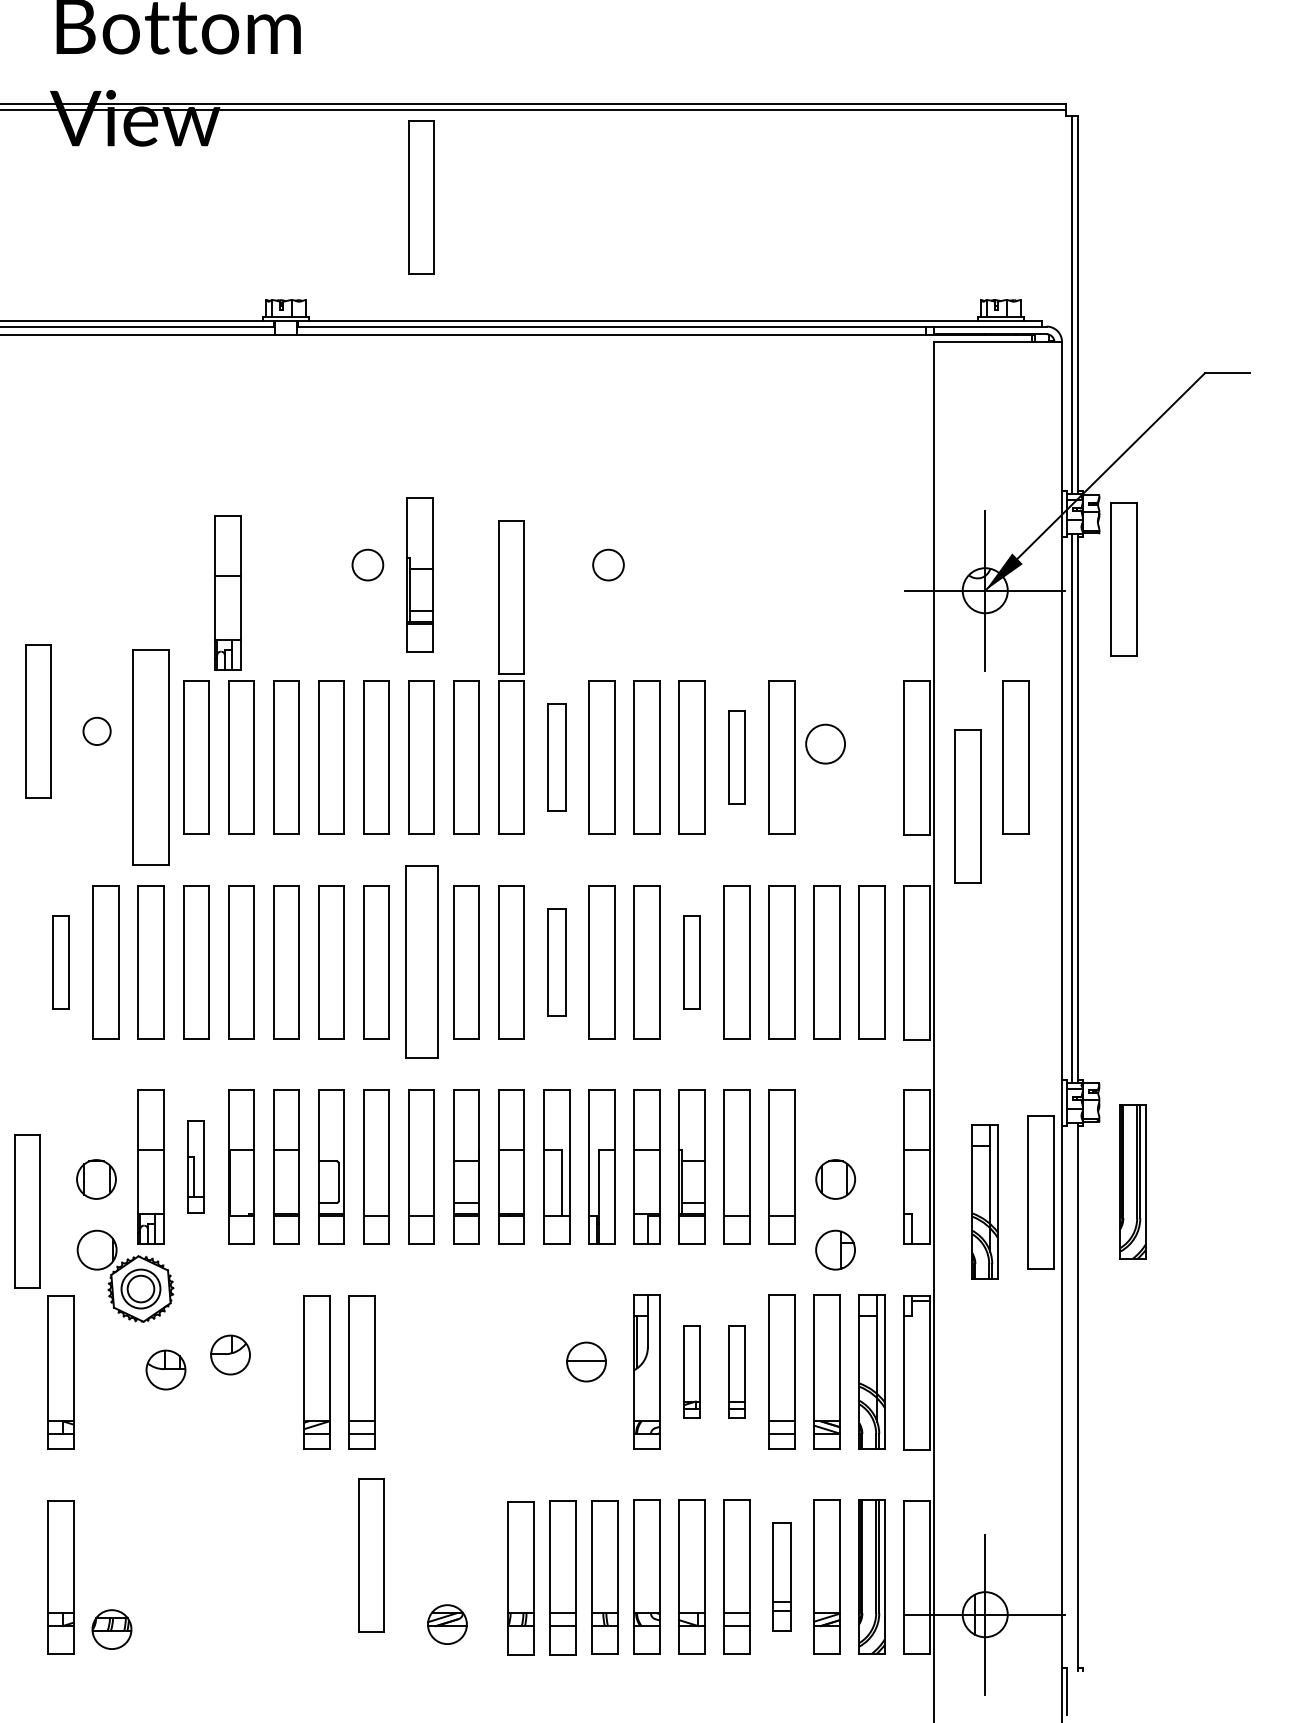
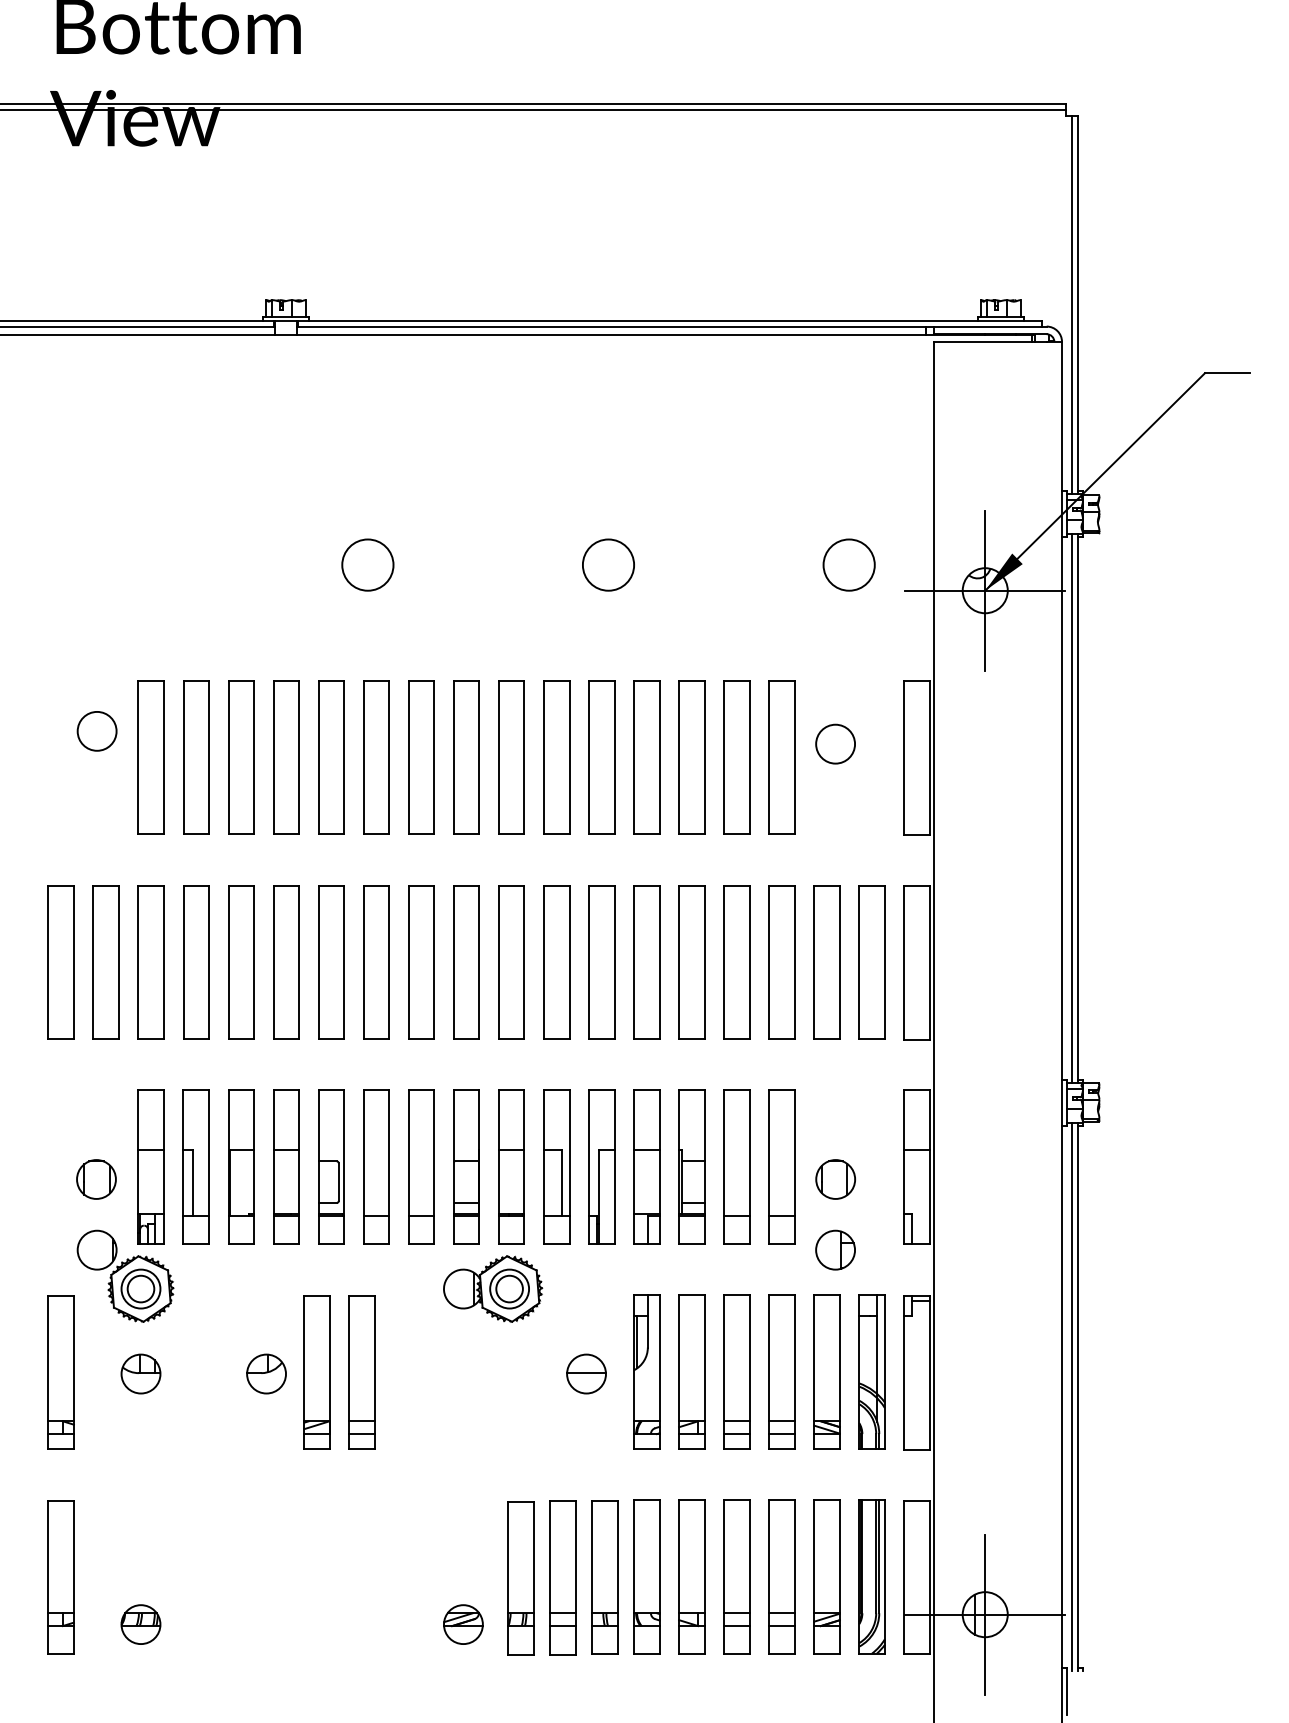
part: present -> none (421, 197)
circle diameter: 31 px -> 51 px (367, 564)
circle diameter: 31 px -> 51 px (608, 564)
circle: none -> present (848, 564)
part: present -> none (419, 574)
part: present -> none (1123, 579)
part: present -> none (227, 592)
part: present -> none (511, 597)
part: present -> none (38, 721)
circle size: 30x30 px -> 42x41 px (96, 731)
circle position: (825, 743) -> (835, 743) (835, 743)
part size: 38x217 px -> 28x155 px (150, 757)
part size: 20x109 px -> 28x155 px (556, 757)
part size: 18x95 px -> 28x155 px (736, 757)
part: present -> none (1015, 757)
part: present -> none (967, 806)
part size: 34x194 px -> 27x155 px (421, 962)
part size: 18x95 px -> 28x155 px (60, 962)
part size: 20x109 px -> 28x155 px (556, 962)
part size: 18x95 px -> 28x155 px (691, 962)
part size: 18x94 px -> 28x156 px (195, 1166)
part: present -> none (1132, 1181)
part: present -> none (1040, 1192)
part: present -> none (984, 1201)
part: present -> none (27, 1211)
part: none -> present (493, 1288)
part position: (230, 1354) -> (266, 1373) (266, 1373)
part position: (586, 1361) -> (586, 1373) (586, 1373)
part position: (165, 1369) -> (140, 1373) (140, 1373)
part size: 18x94 px -> 28x156 px (691, 1371)
part size: 18x94 px -> 28x156 px (736, 1371)
line: none -> present (1072, 1396)
part: present -> none (371, 1555)
part size: 20x110 px -> 28x156 px (781, 1576)
part position: (447, 1624) -> (463, 1624) (463, 1624)
part position: (111, 1629) -> (140, 1624) (140, 1624)
